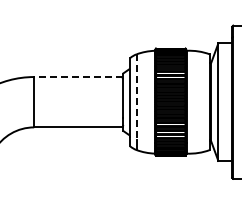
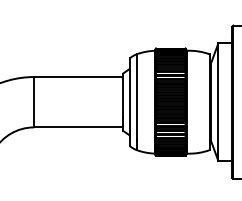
line: dashed -> solid (77, 77)
line: dashed -> solid (136, 97)
